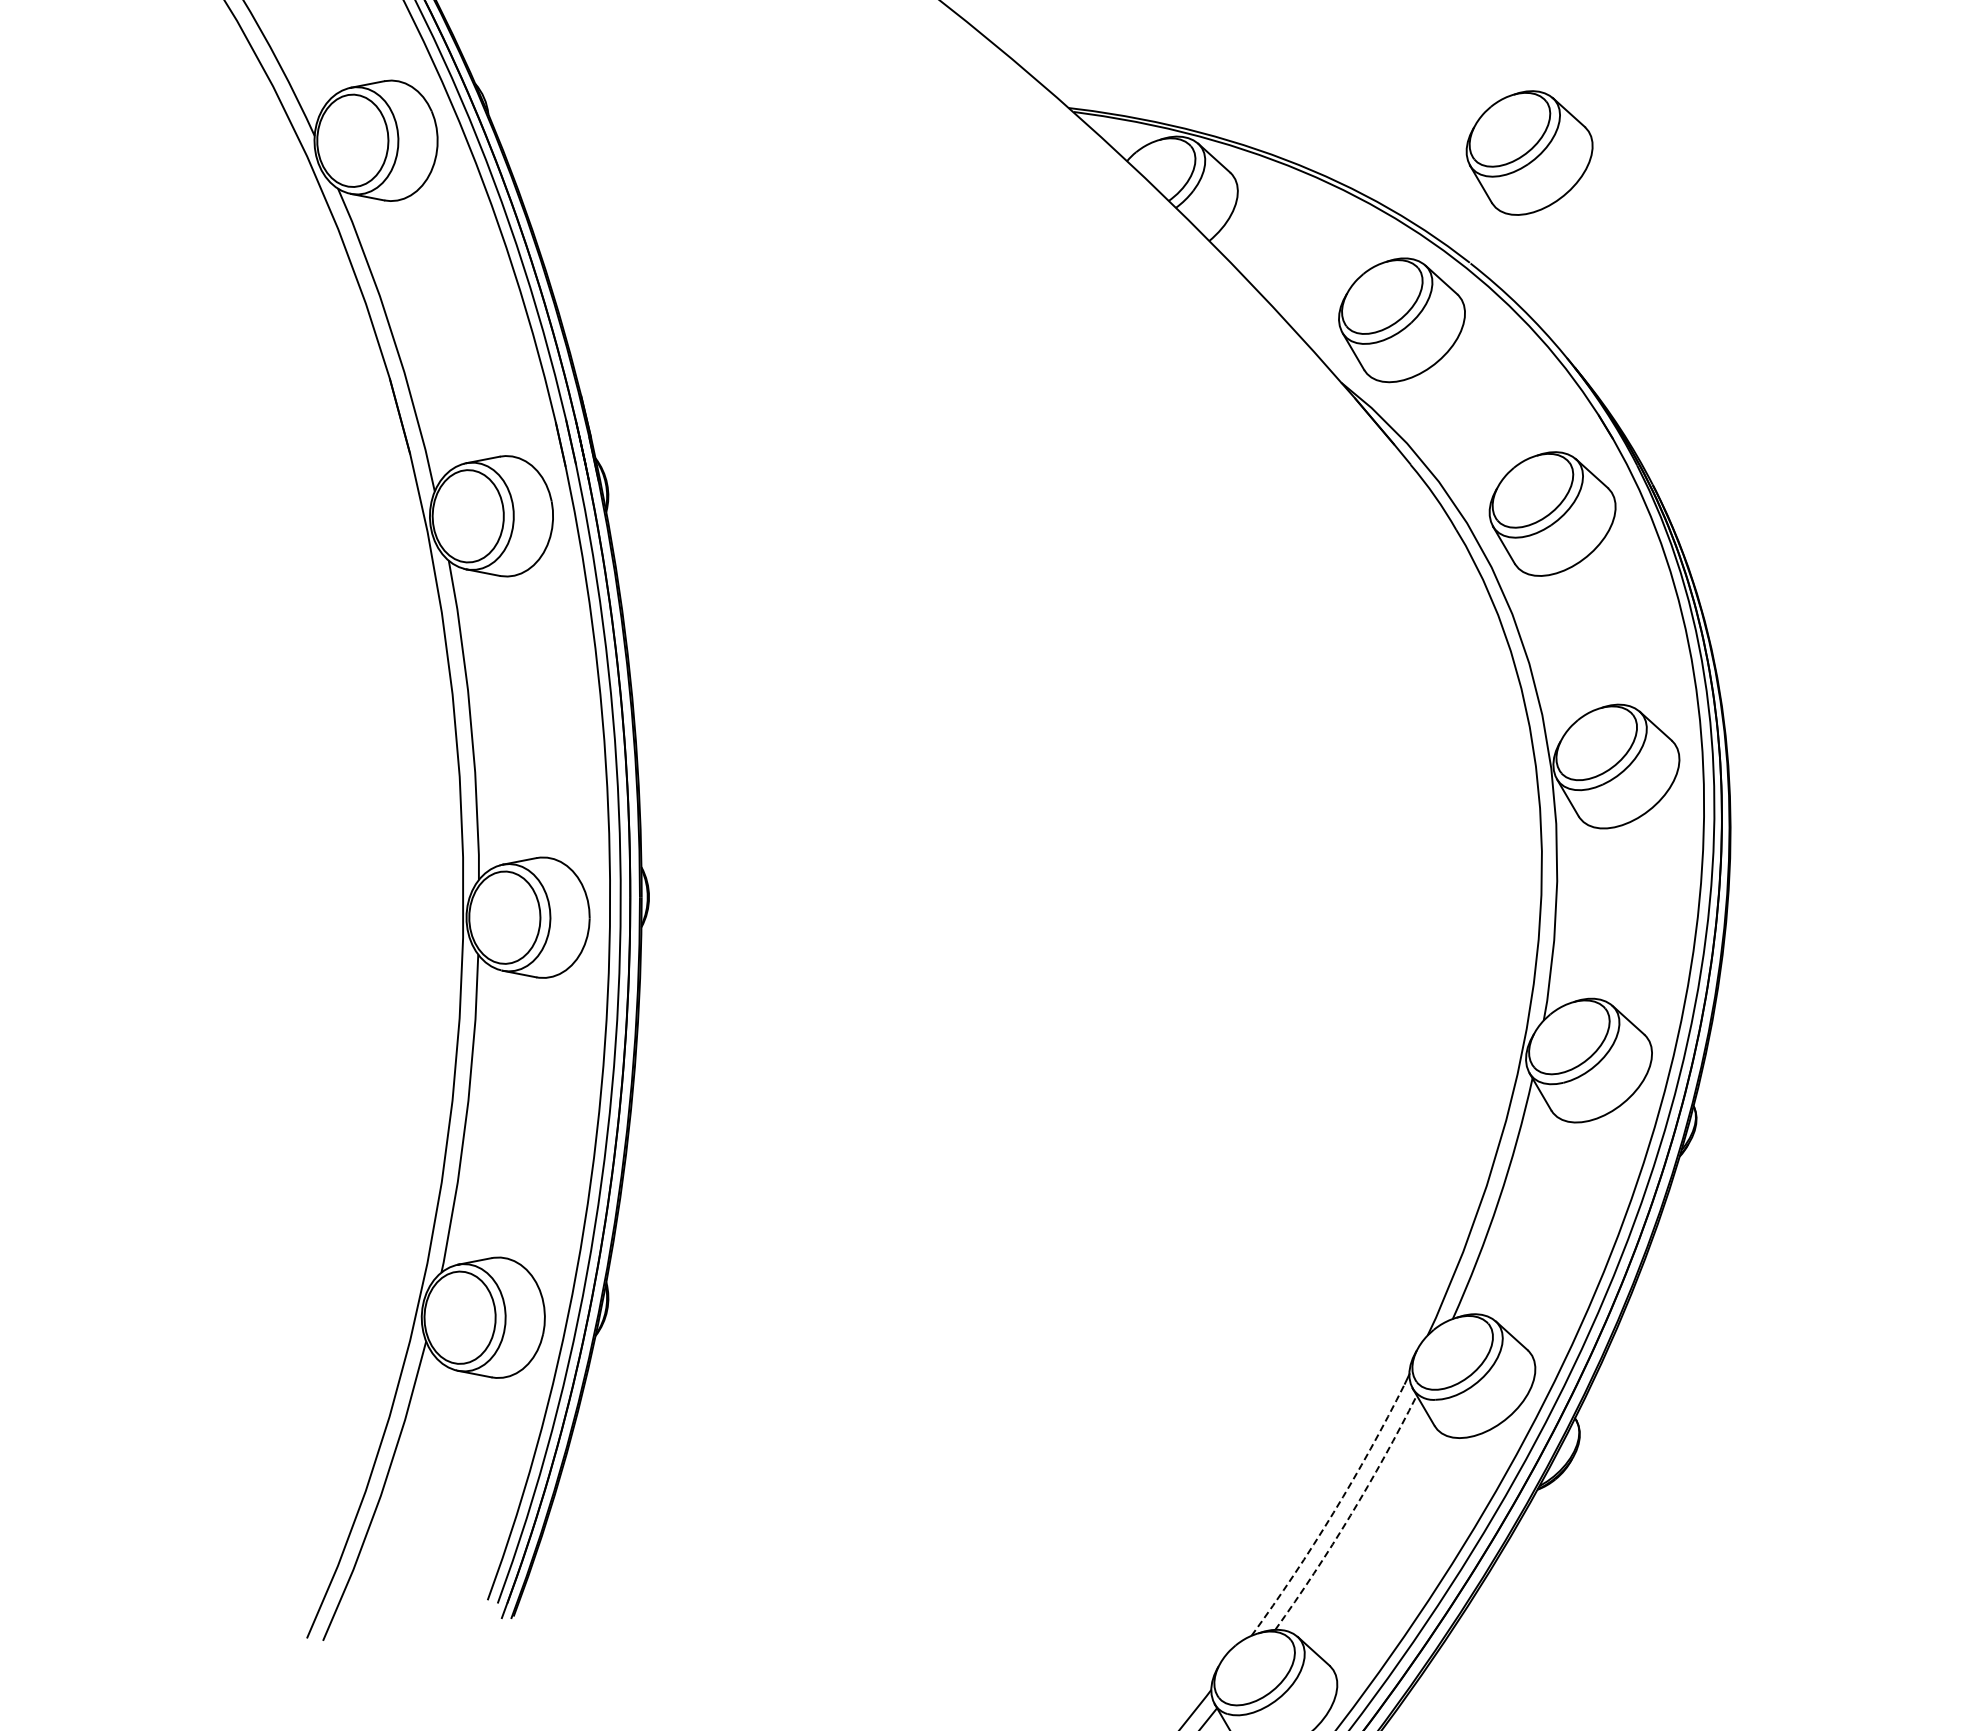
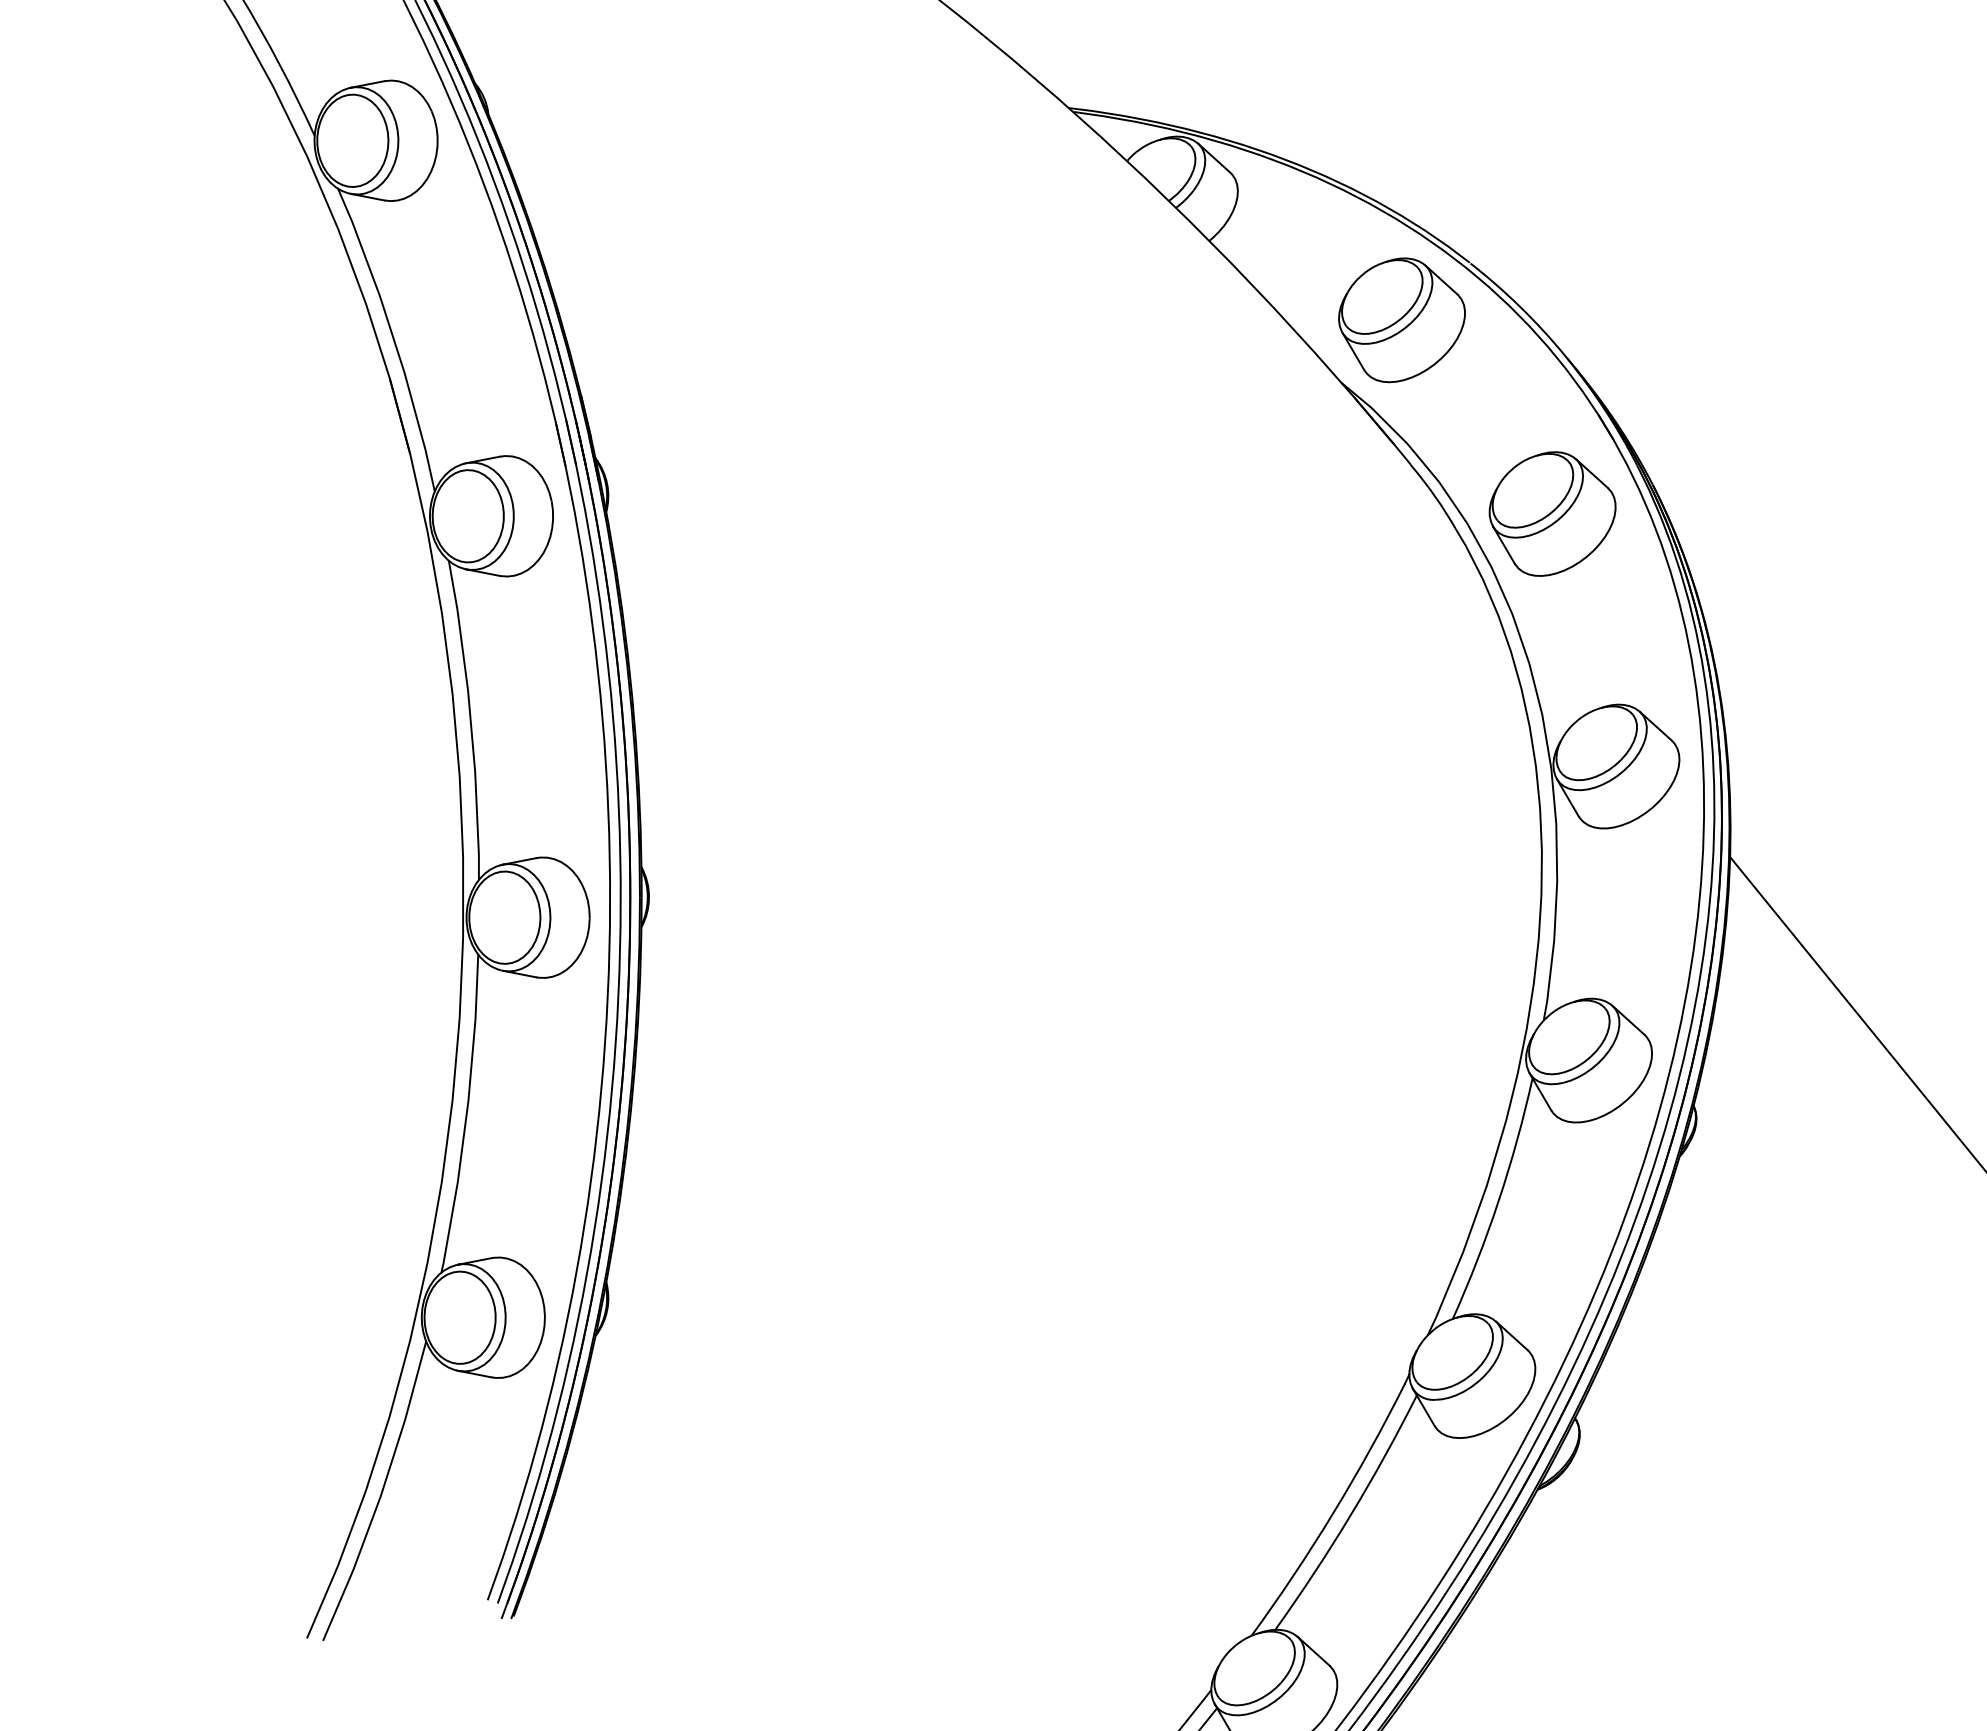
part: present -> none (1529, 152)
line: none -> present (1856, 1013)
arc: dashed -> solid (1333, 1512)
arc: dashed -> solid (1350, 1515)
